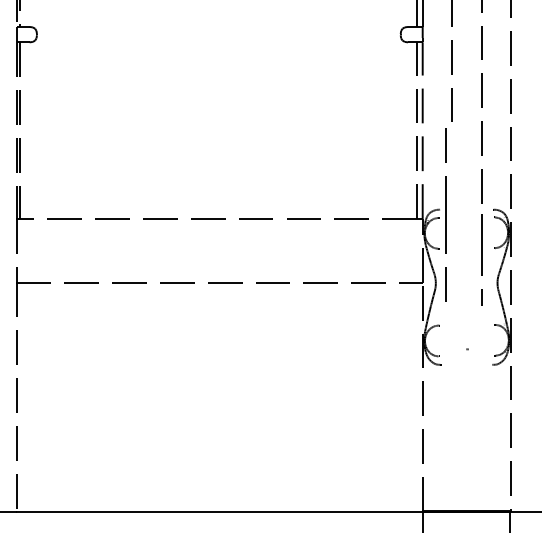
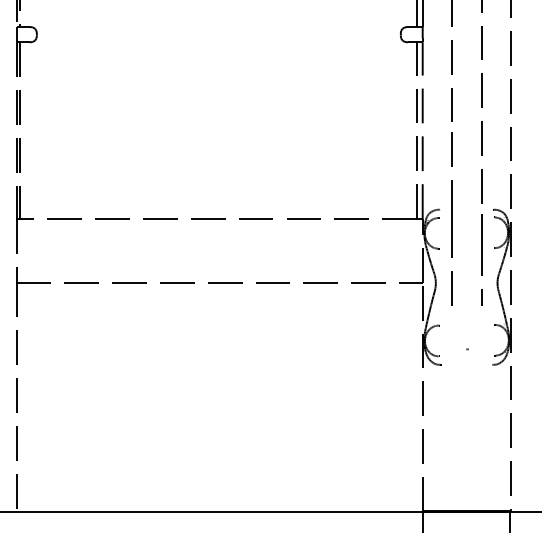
line position: (445, 214) -> (451, 218) (451, 218)
